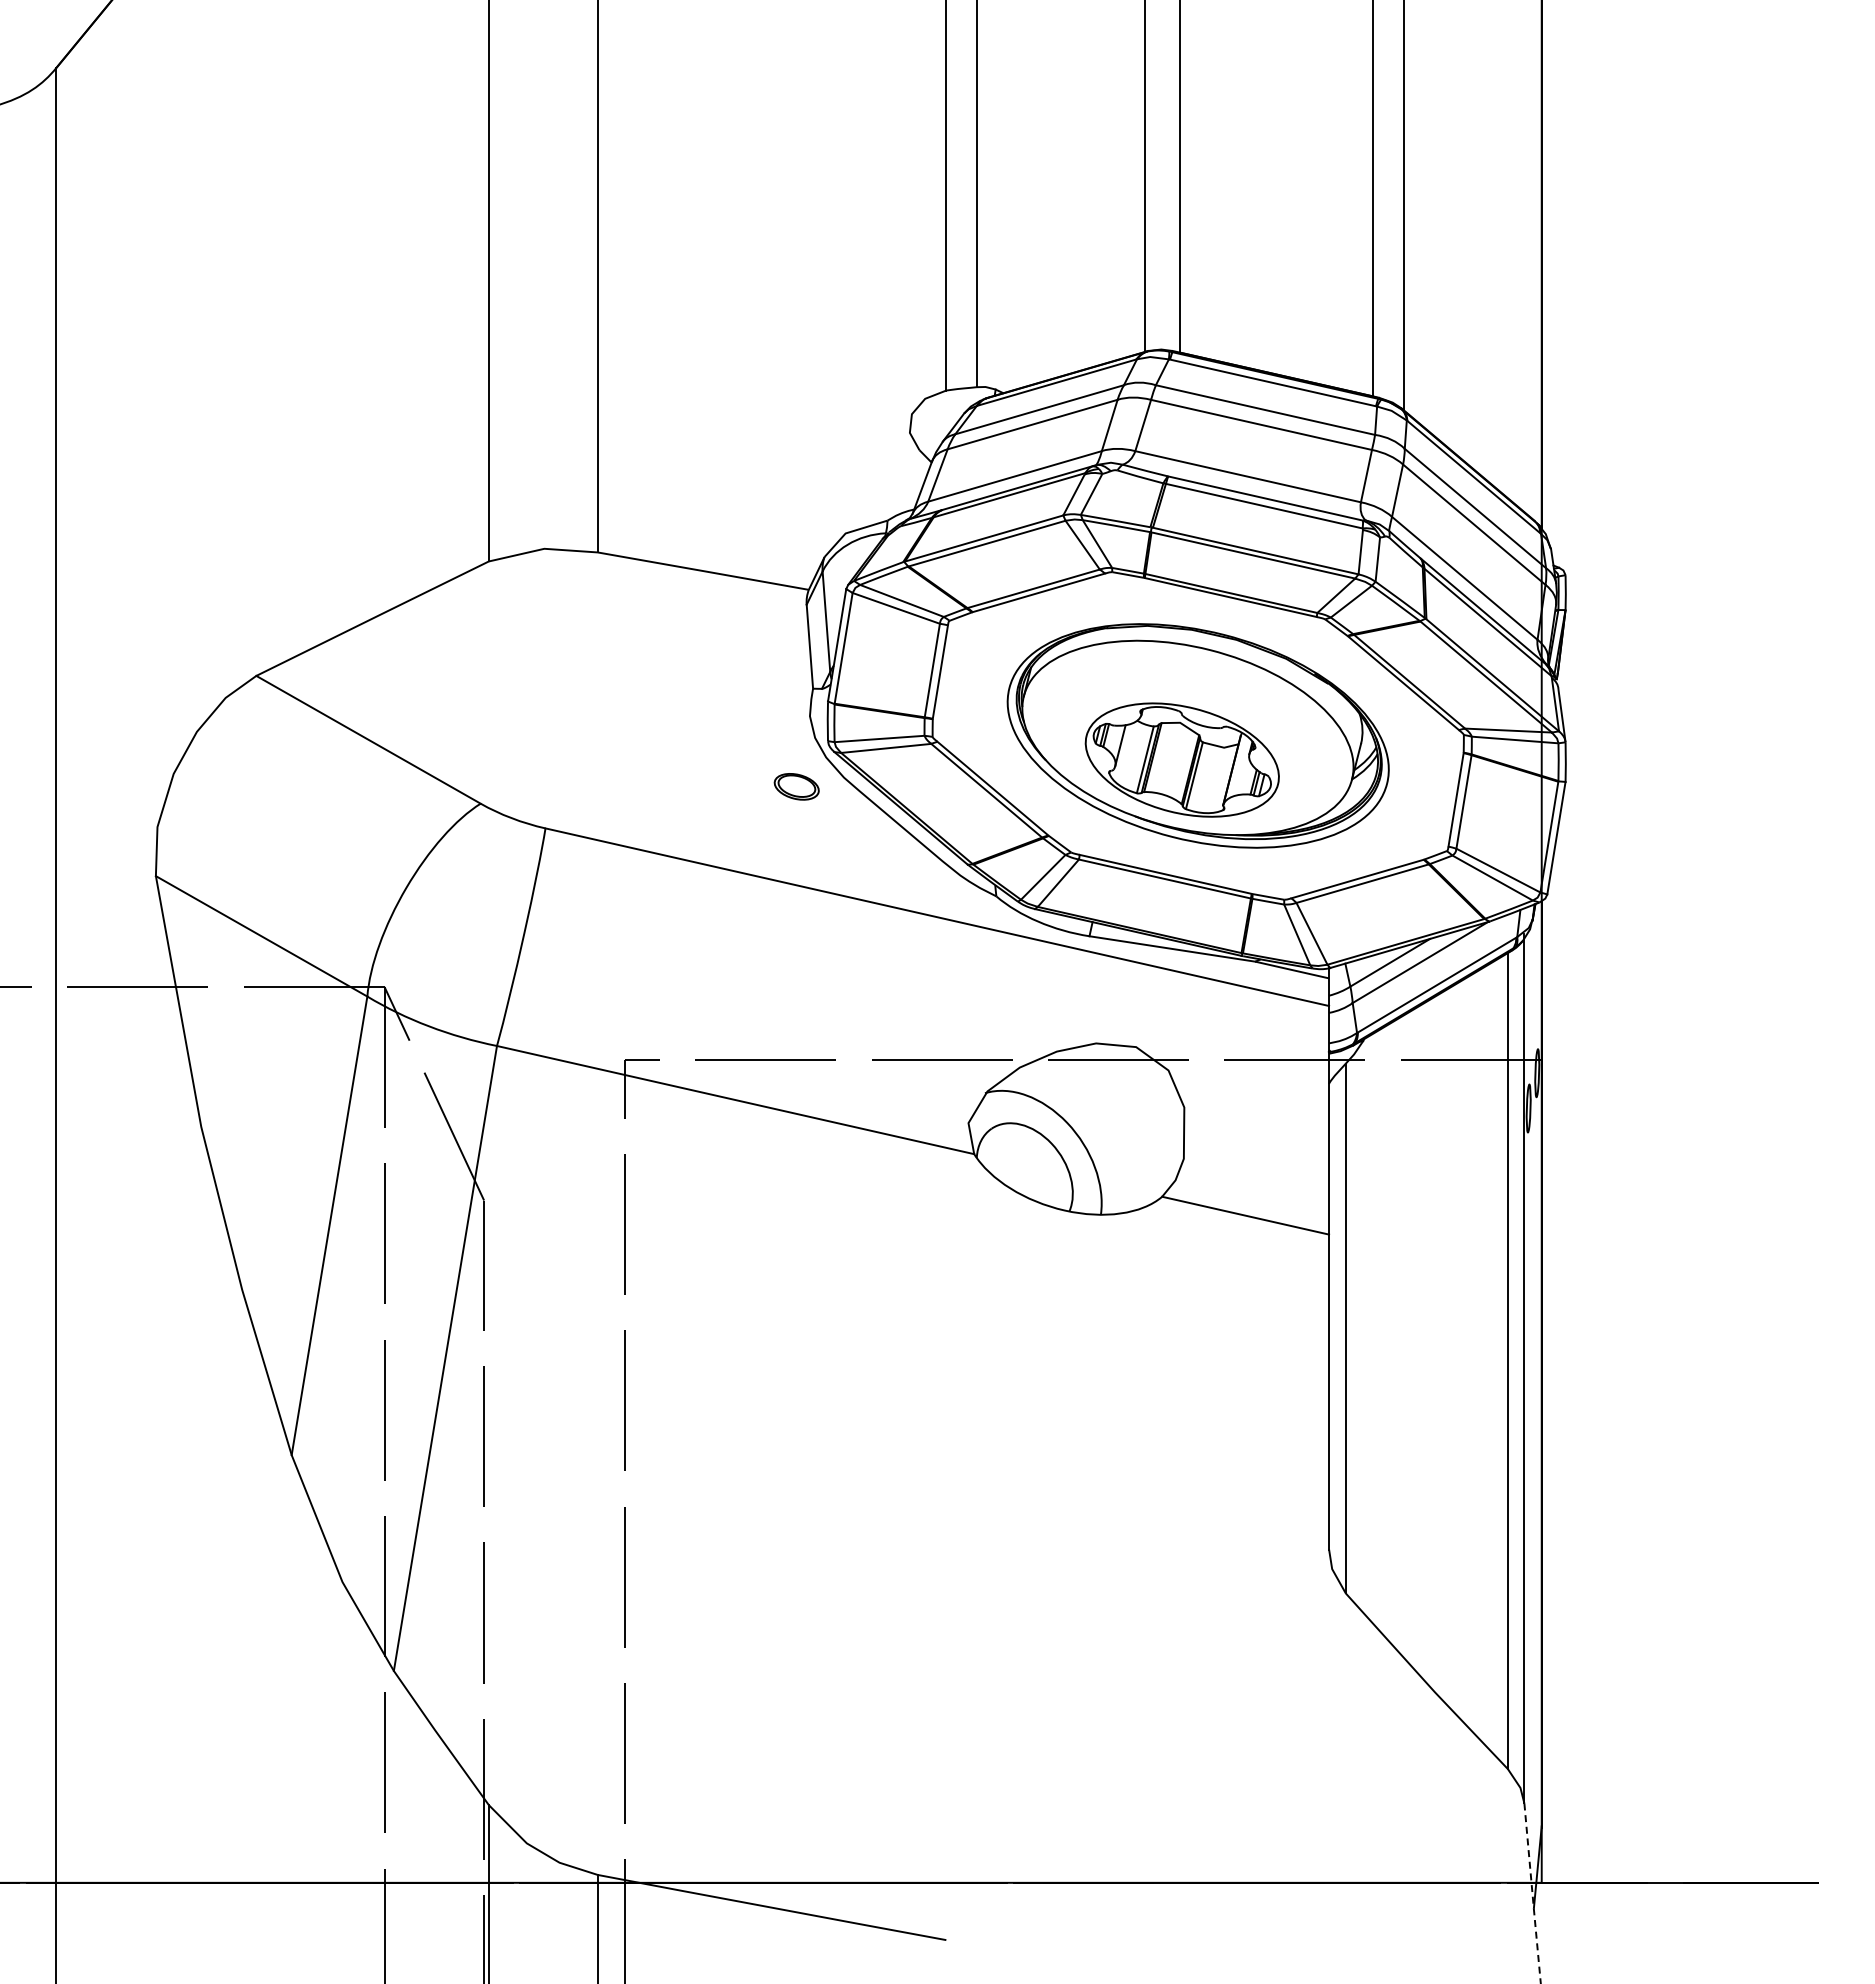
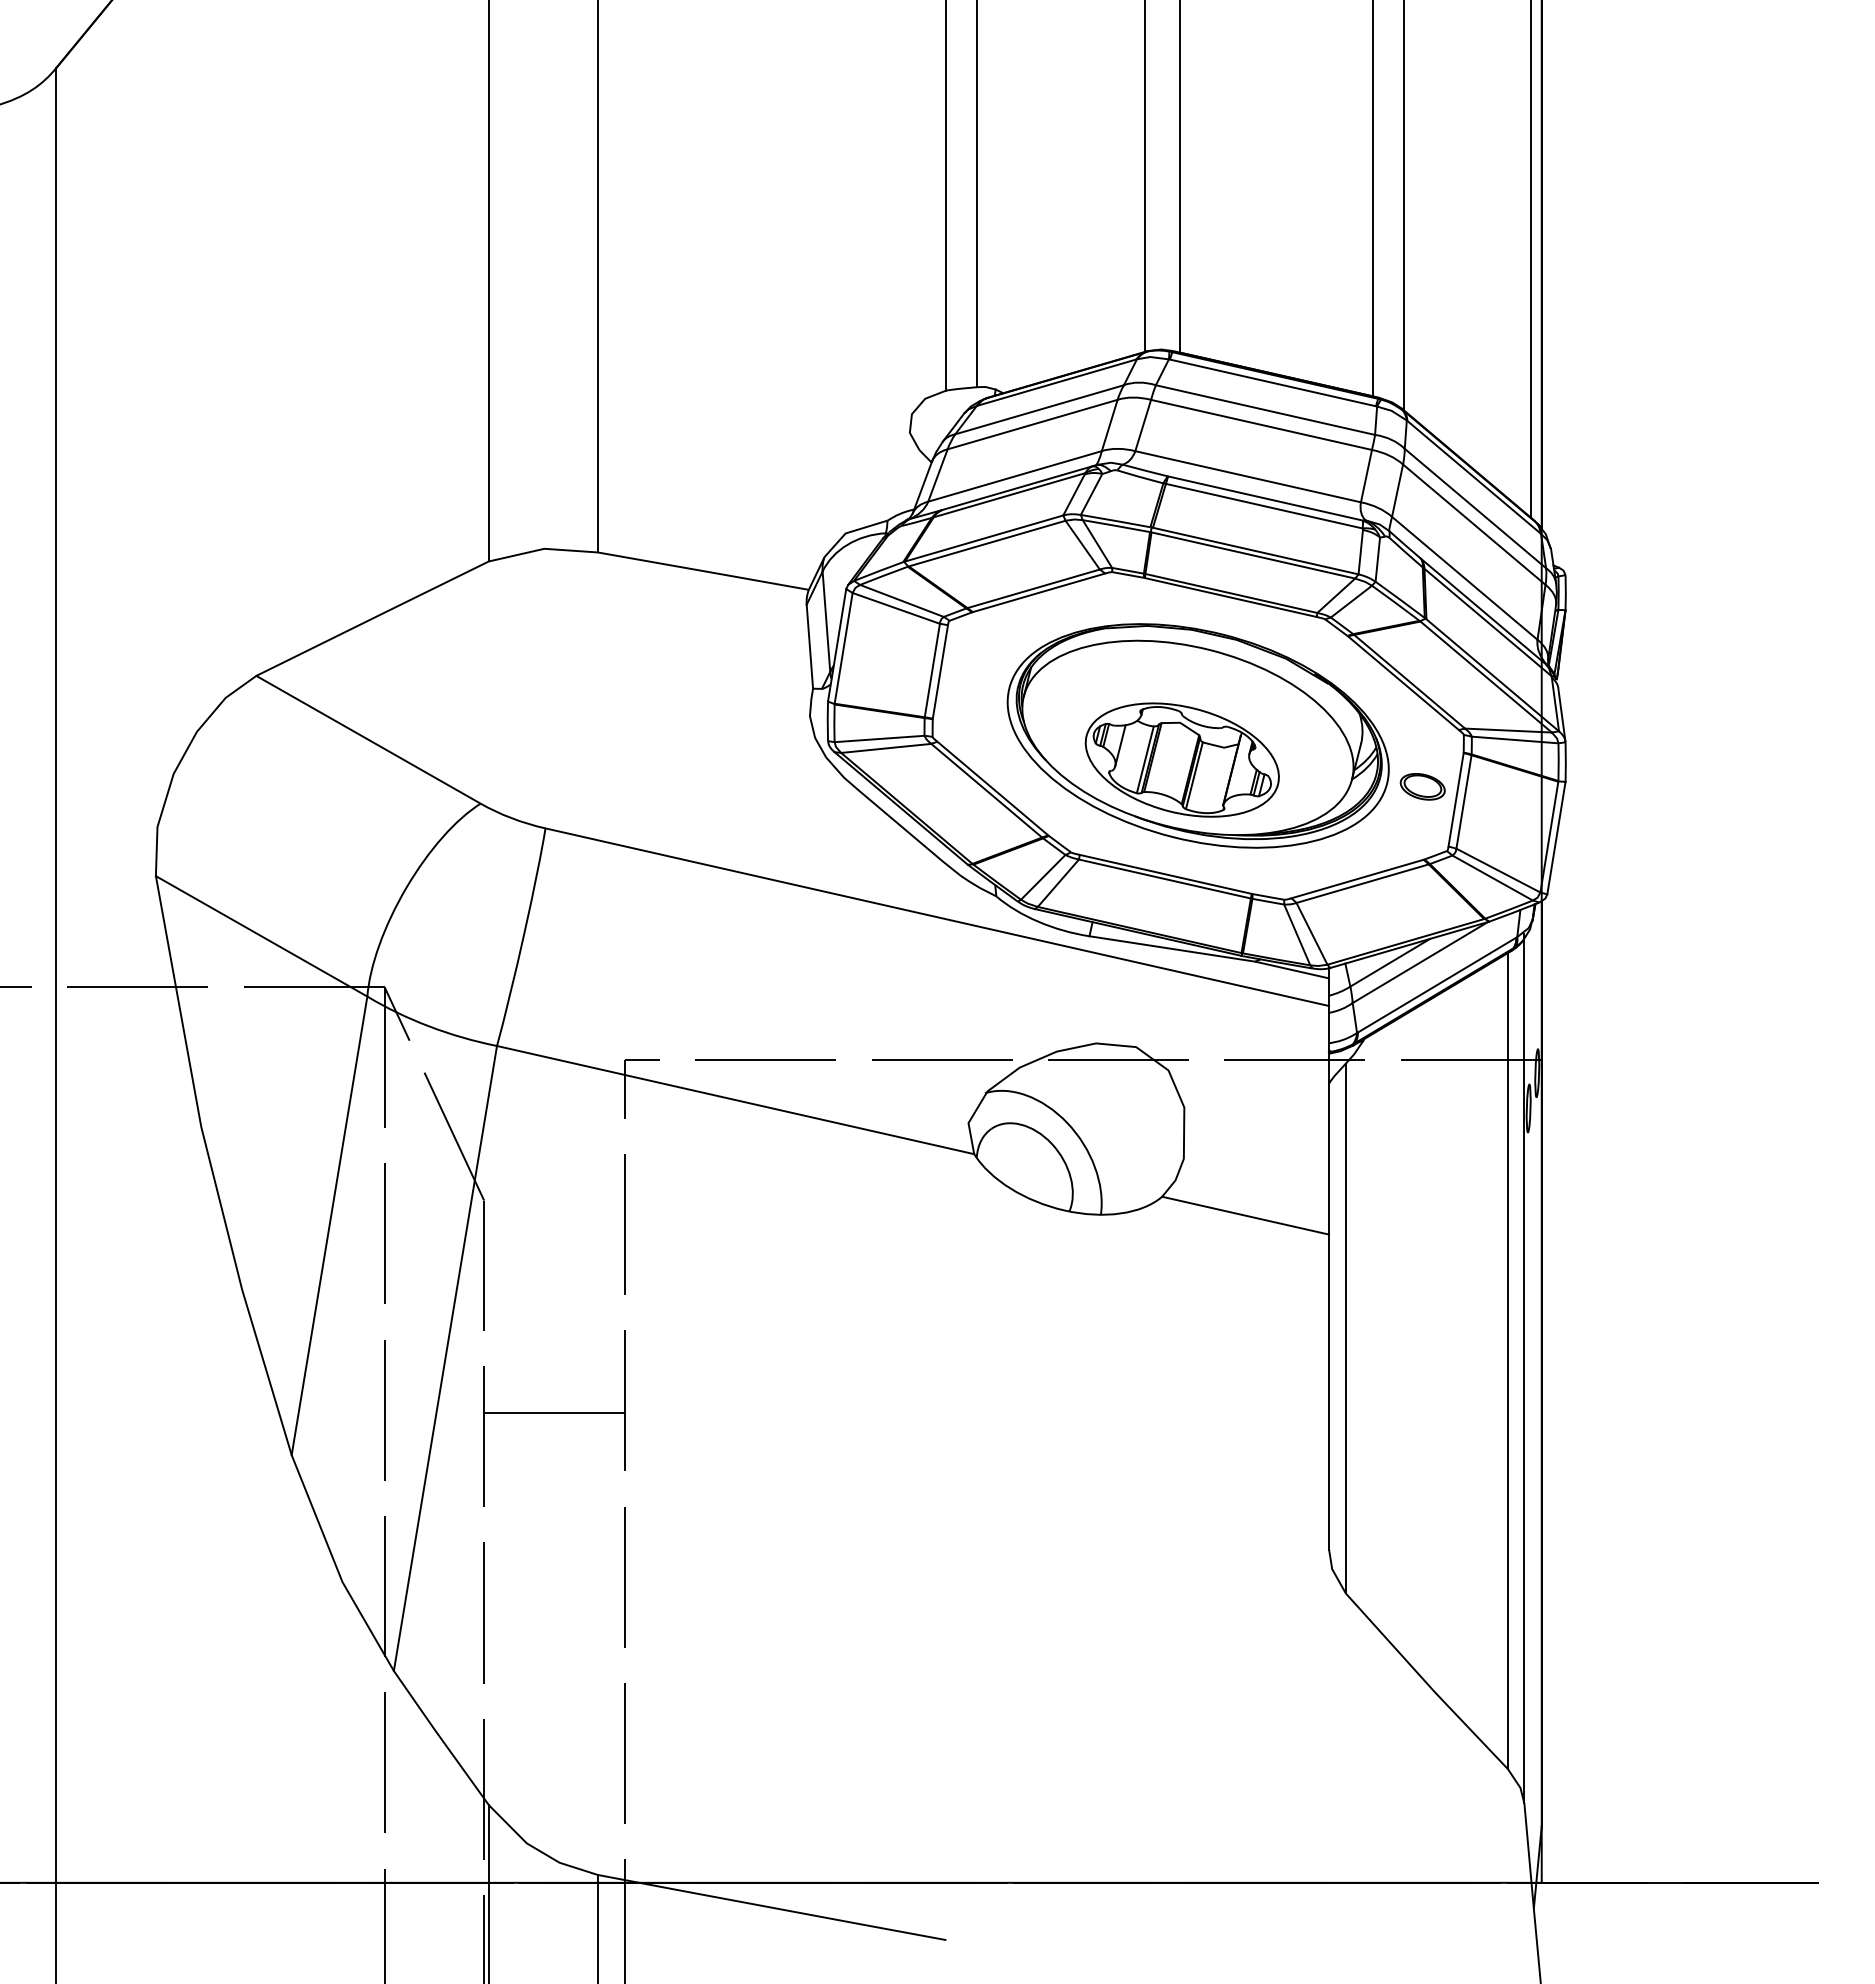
line: none -> present (1531, 260)
part position: (796, 786) -> (1422, 786) (1422, 786)
line: none -> present (554, 1412)
line: dashed -> solid (1532, 1894)
